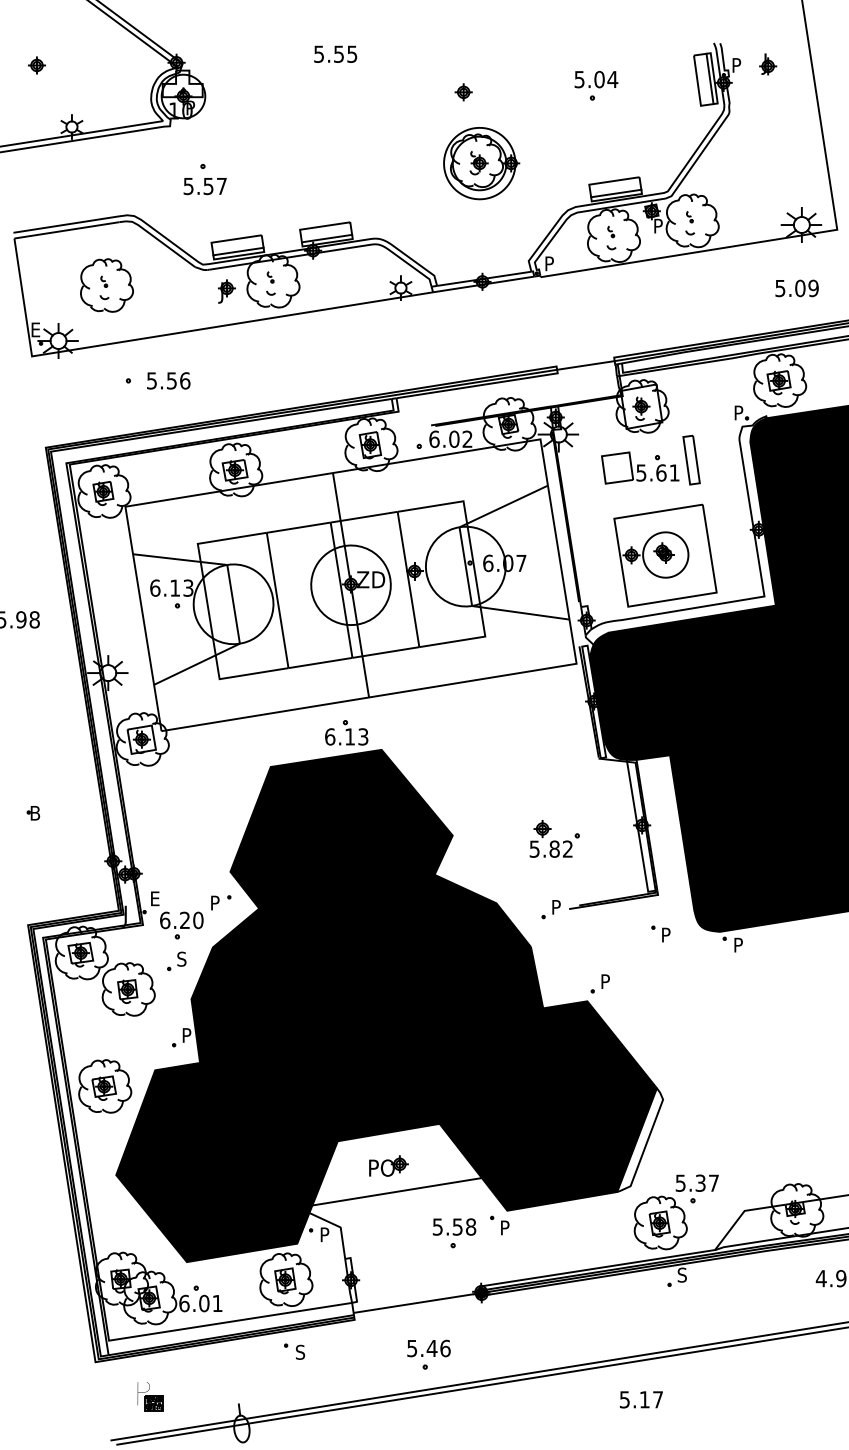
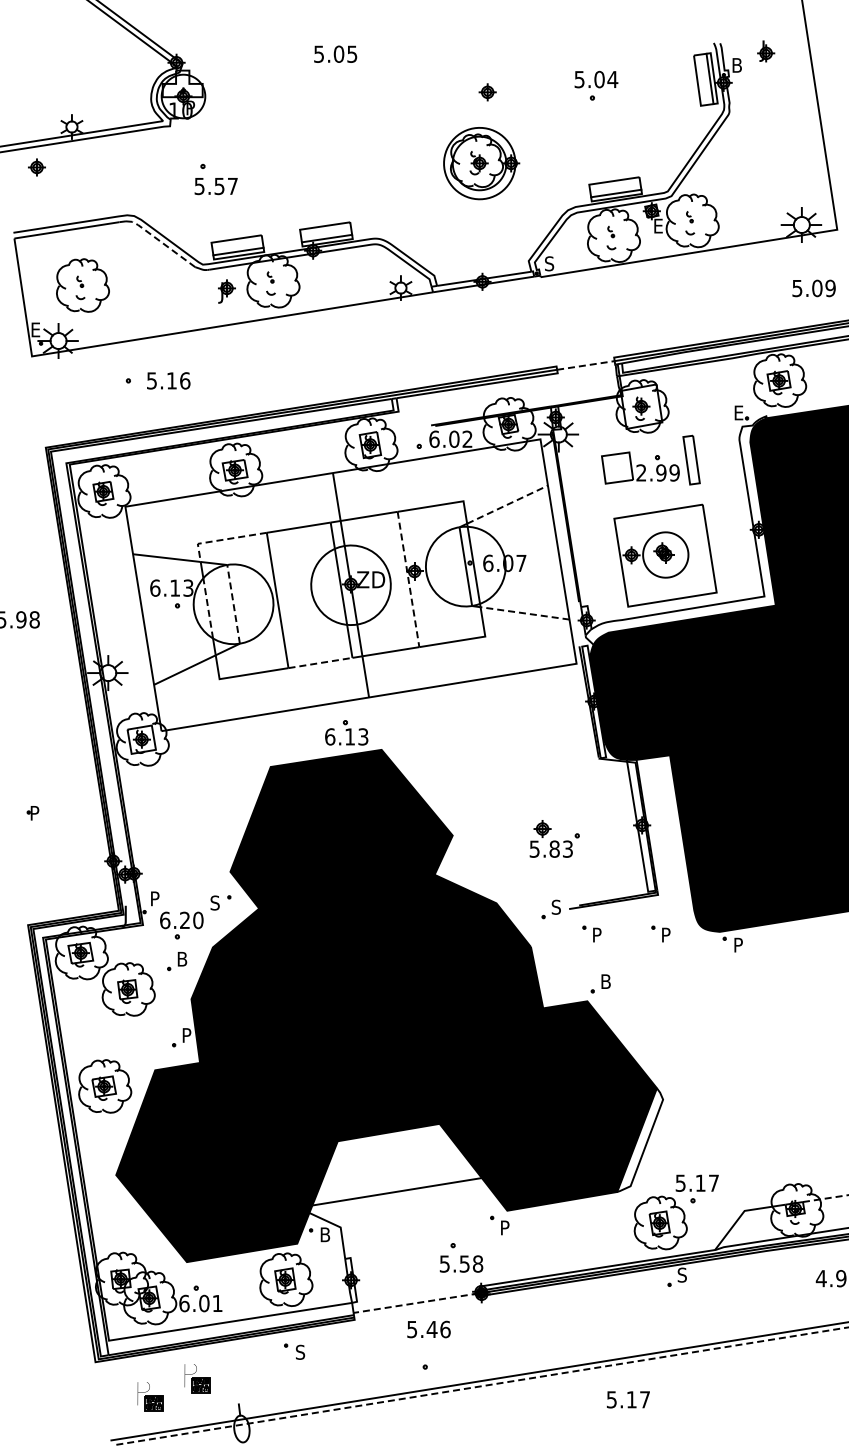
text: 5.55 -> 5.05 (338, 53)
part position: (768, 64) -> (766, 51) (766, 51)
part position: (36, 65) -> (36, 167) (36, 167)
text: P -> B (737, 65)
part position: (463, 92) -> (487, 92) (487, 92)
text position: (204, 186) -> (215, 186) (215, 186)
text: P -> E (659, 225)
line: solid -> dashed (159, 241)
text: P -> S (549, 263)
part position: (106, 285) -> (82, 285) (82, 285)
text position: (796, 288) -> (813, 288) (813, 288)
line: solid -> dashed (586, 365)
text: 5.56 -> 5.16 (171, 380)
text: P -> E (739, 412)
text: 5.61 -> 2.99 (657, 472)
line: solid -> dashed (507, 504)
line: solid -> dashed (222, 539)
line: solid -> dashed (408, 579)
line: solid -> dashed (233, 604)
line: solid -> dashed (208, 607)
line: solid -> dashed (525, 613)
line: solid -> dashed (320, 662)
text: B -> P (36, 813)
text: 5.82 -> 5.83 (567, 848)
text: E -> P (155, 898)
text: P -> S (214, 902)
text: P -> S (555, 906)
part: none -> present (591, 933)
text: S -> B (182, 958)
text: P -> B (606, 981)
part: present -> none (388, 1165)
text: 5.37 -> 5.17 (700, 1182)
line: solid -> dashed (825, 1198)
text position: (454, 1226) -> (461, 1263) (461, 1263)
text: P -> B (326, 1234)
line: solid -> dashed (415, 1303)
text position: (428, 1348) -> (428, 1329) (428, 1329)
part: none -> present (197, 1378)
line: solid -> dashed (482, 1386)
text position: (641, 1399) -> (628, 1399) (628, 1399)
